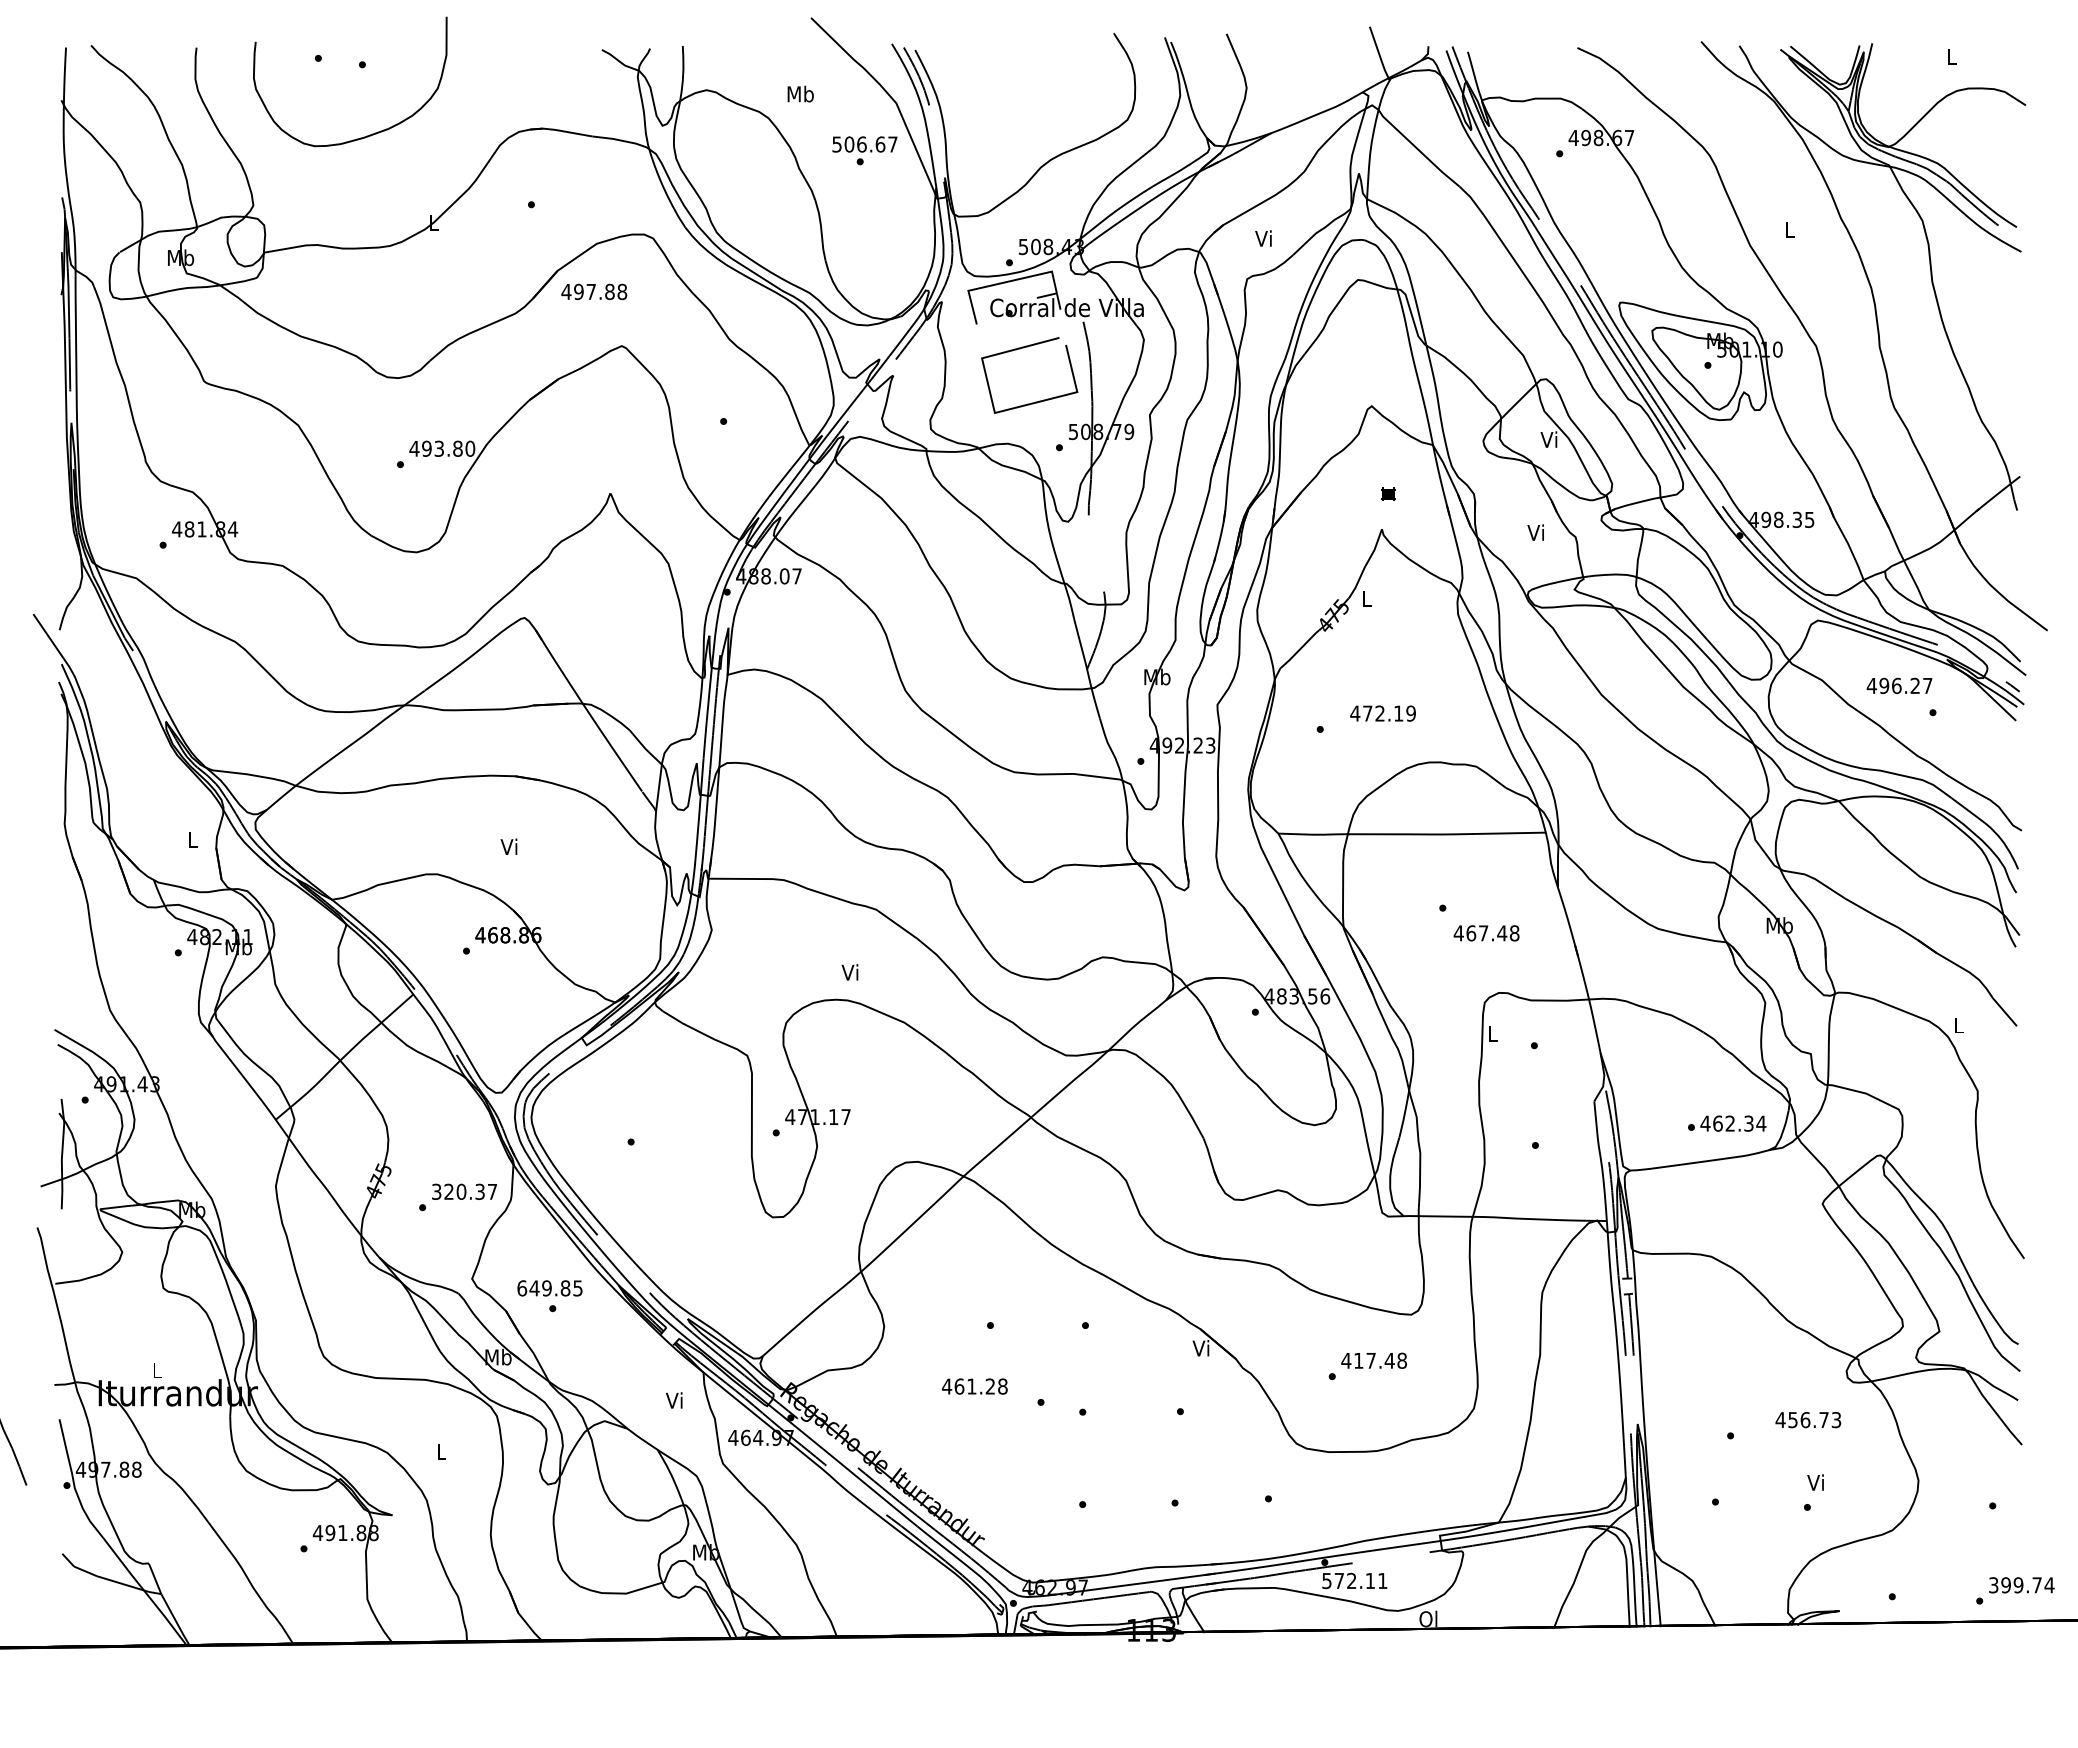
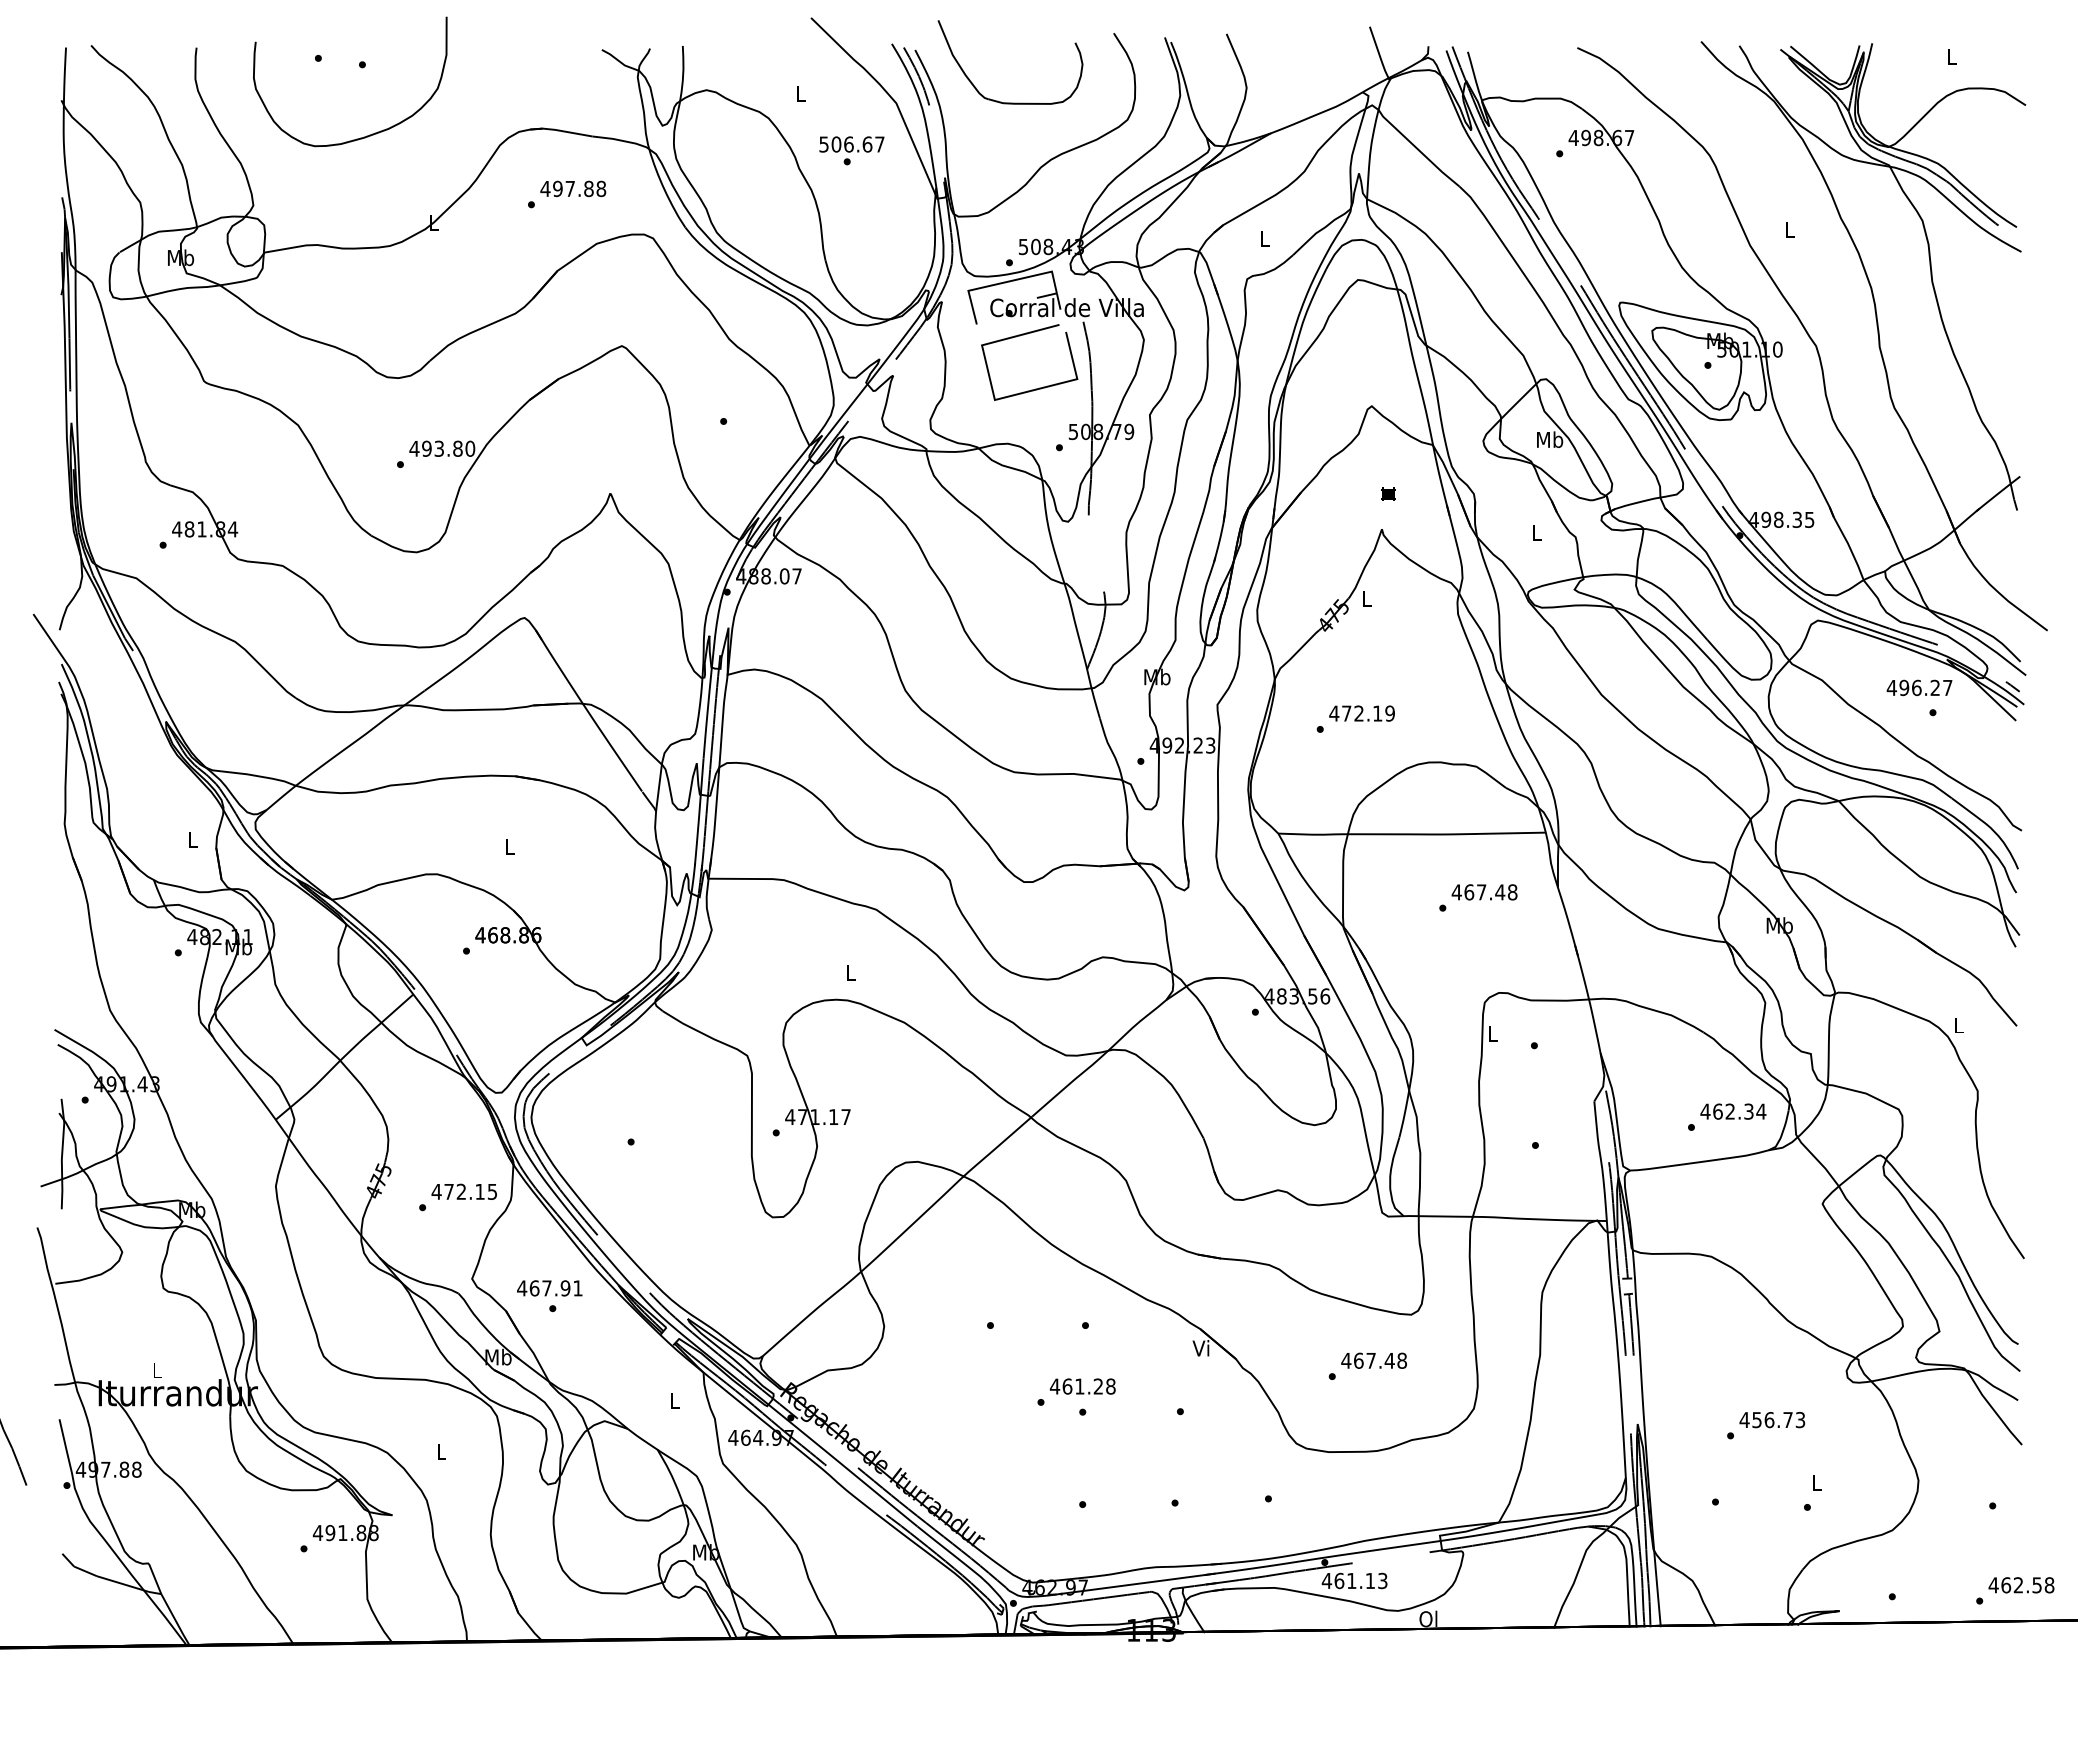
text: Mb -> L (800, 93)
part: none -> present (1010, 102)
text position: (864, 150) -> (851, 150) (851, 150)
text: Vi -> L (1263, 238)
text position: (594, 291) -> (573, 188) (573, 188)
line position: (1035, 401) -> (1035, 388) (1035, 388)
text: Vi -> Mb (1550, 439)
text: Vi -> L (1535, 532)
text position: (1899, 685) -> (1919, 687) (1919, 687)
text position: (1382, 713) -> (1361, 713) (1361, 713)
text: Vi -> L (508, 846)
text position: (1486, 933) -> (1484, 892) (1484, 892)
text: Vi -> L (849, 972)
text position: (1733, 1123) -> (1733, 1111) (1733, 1111)
text: 320.37 -> 472.15 (464, 1191)
text: 649.85 -> 467.91 (549, 1288)
text: 417.48 -> 467.48 (1358, 1360)
text position: (974, 1386) -> (1082, 1386) (1082, 1386)
text: Vi -> L (674, 1400)
text position: (1808, 1420) -> (1772, 1420) (1772, 1420)
text: Vi -> L (1815, 1482)
text: 572.11 -> 461.13 (1354, 1580)
text: 399.74 -> 462.58 (2021, 1585)
